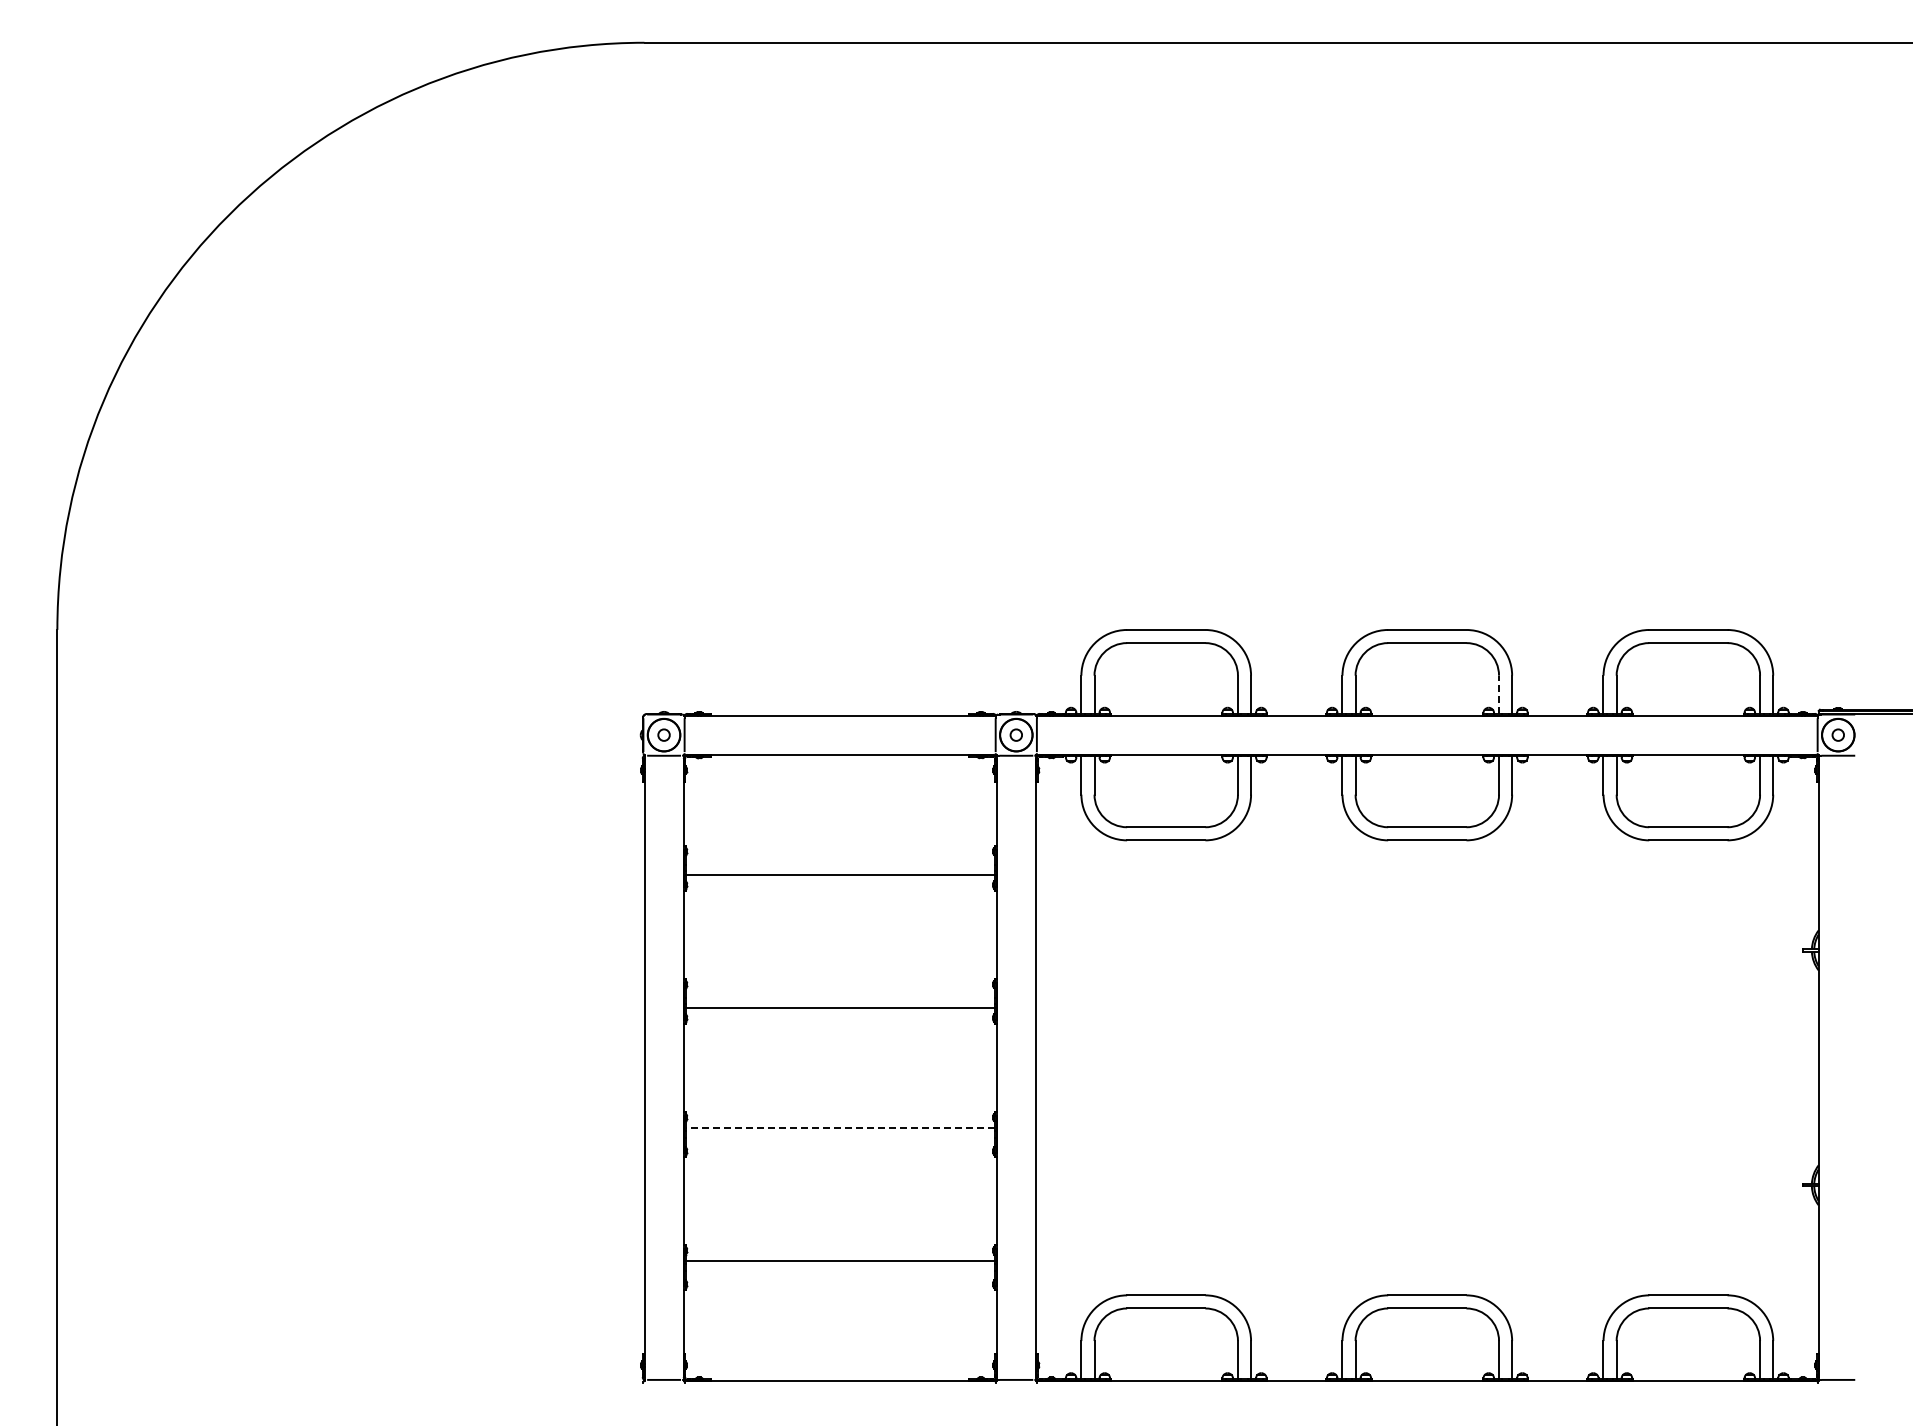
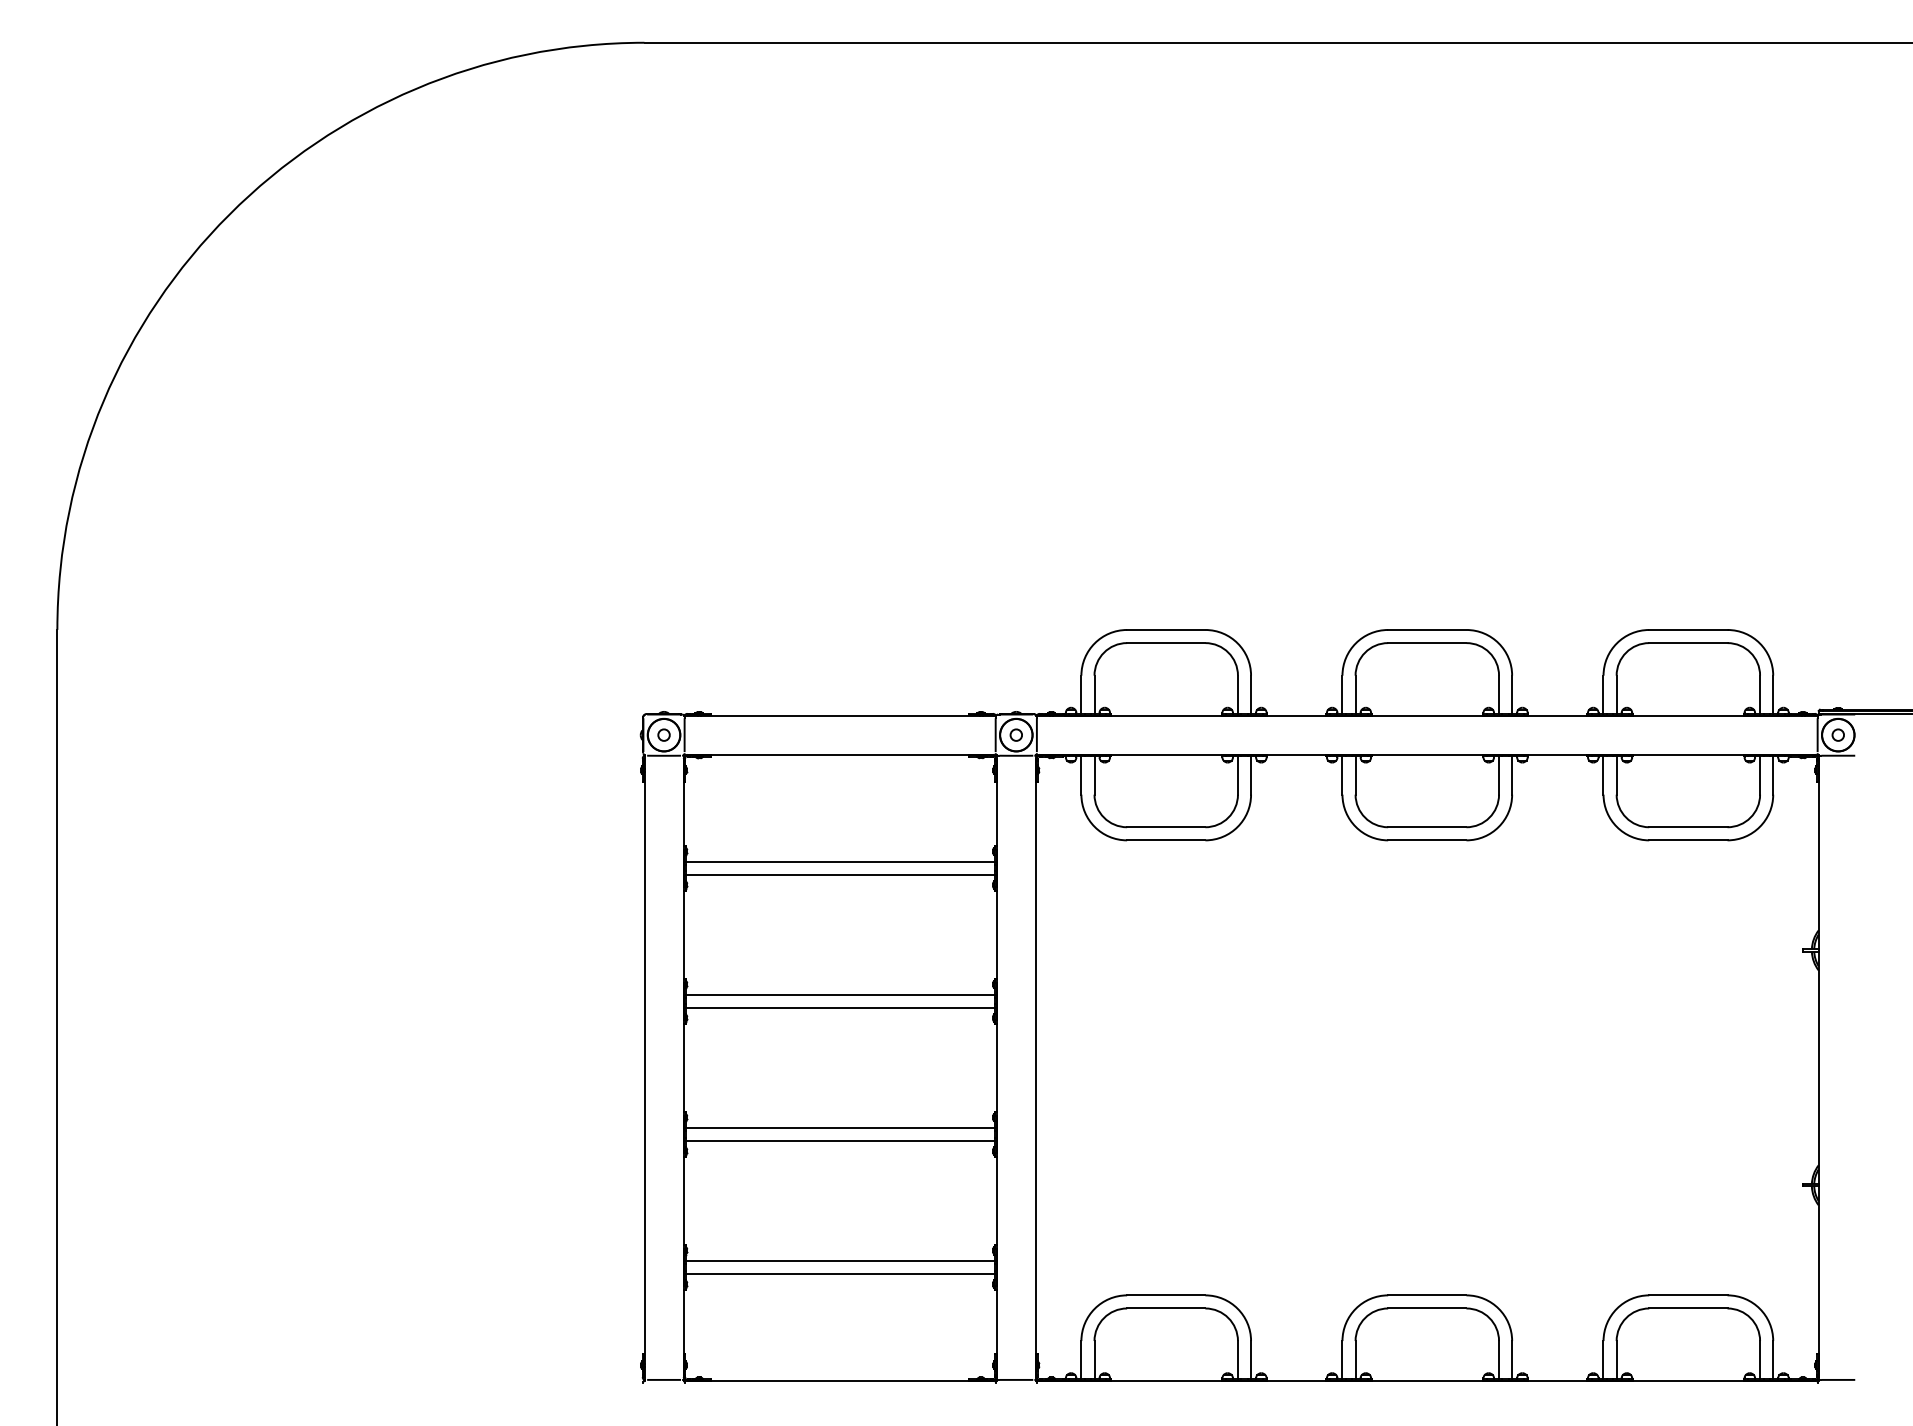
line: dashed -> solid (1498, 694)
line: none -> present (839, 861)
line: none -> present (839, 994)
line: dashed -> solid (840, 1127)
line: none -> present (839, 1140)
line: none -> present (839, 1274)
